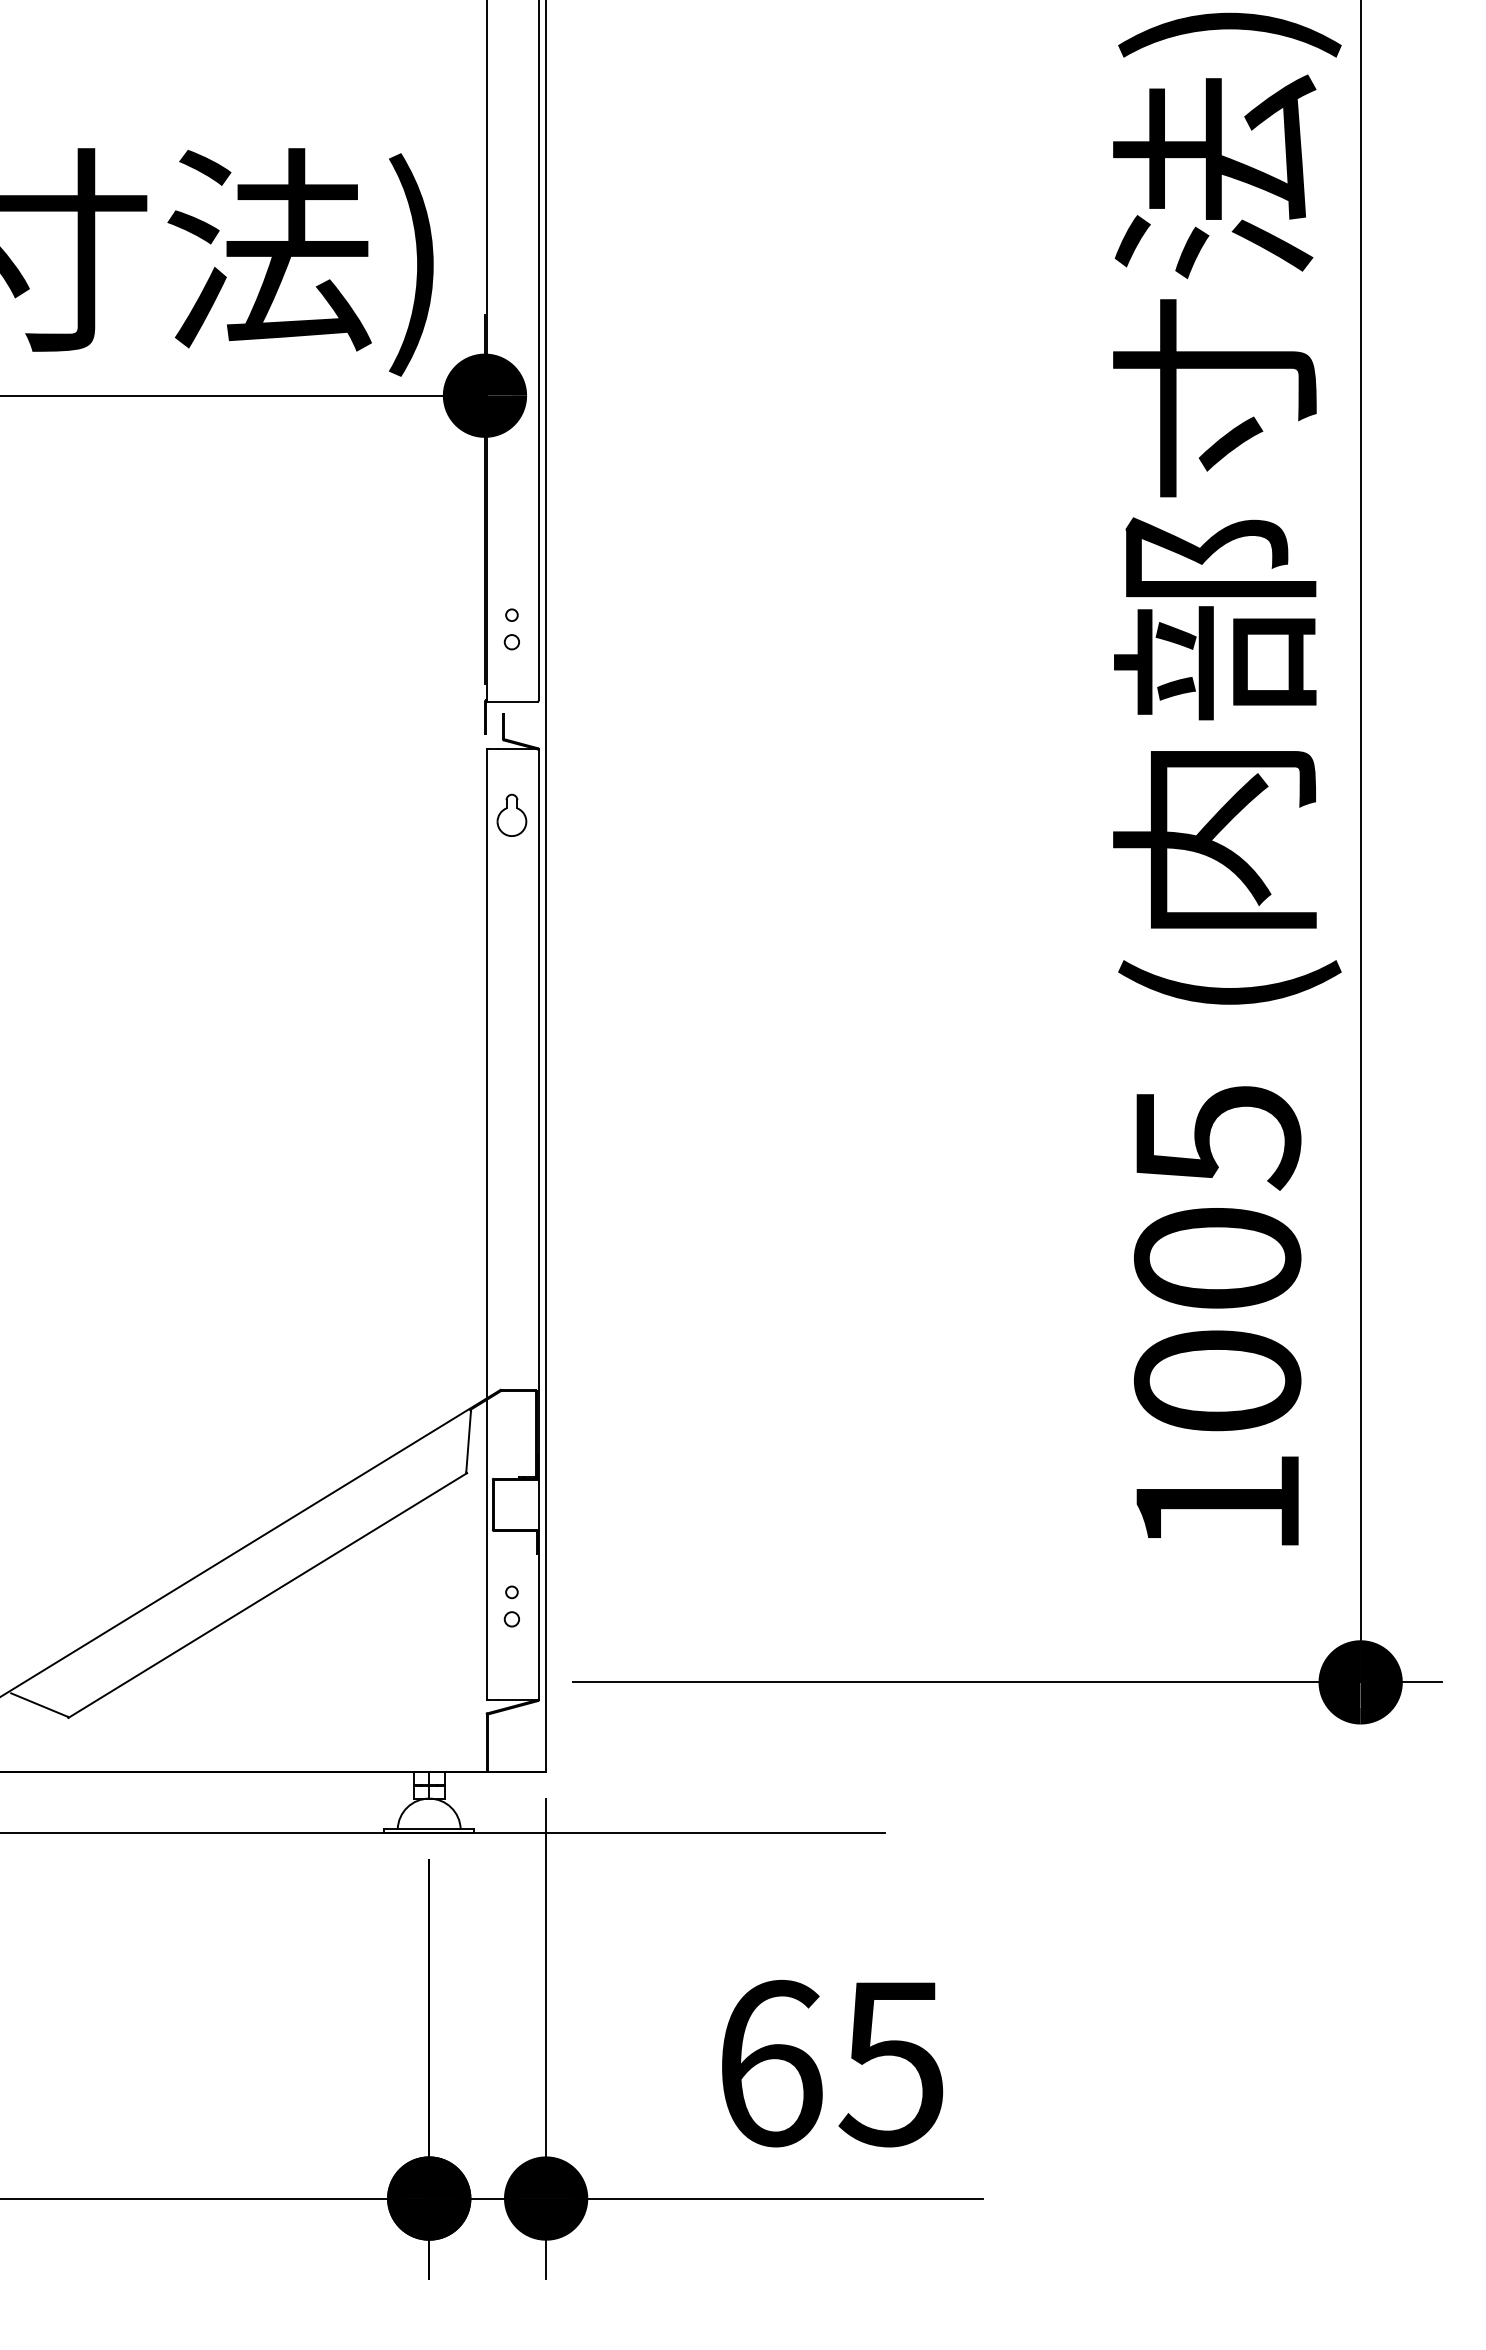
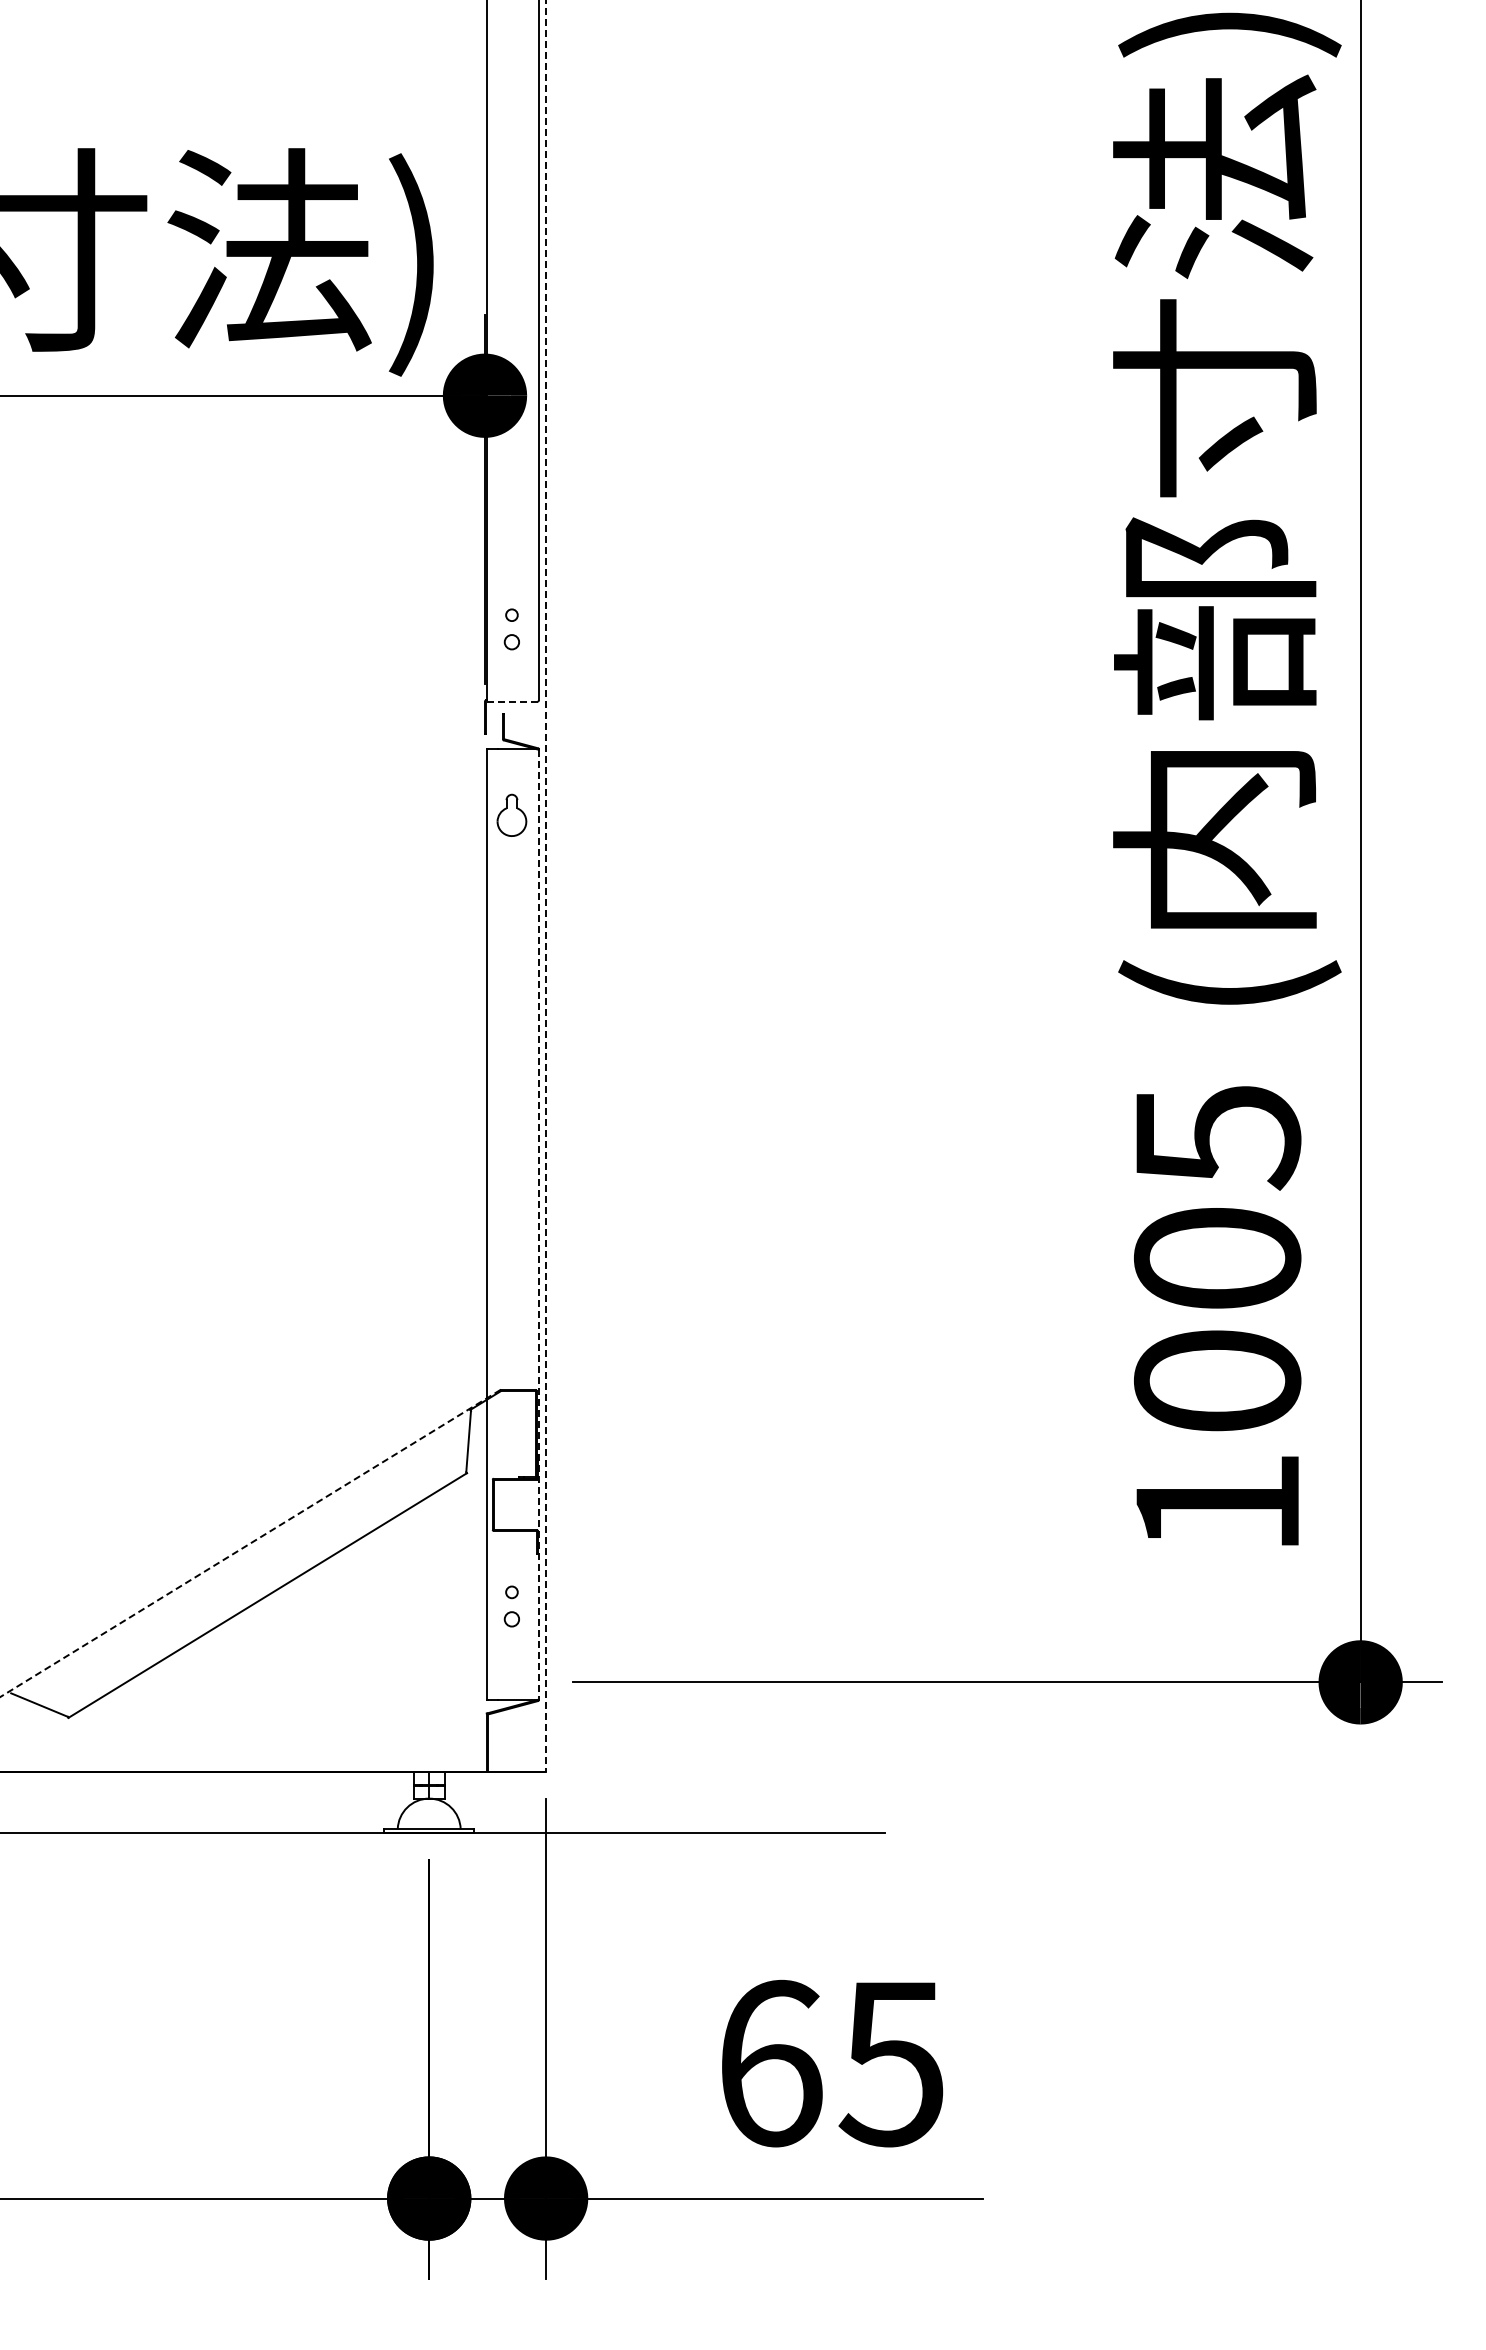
line: solid -> dashed (511, 701)
line: solid -> dashed (546, 886)
line: solid -> dashed (538, 1224)
line: solid -> dashed (250, 1543)
